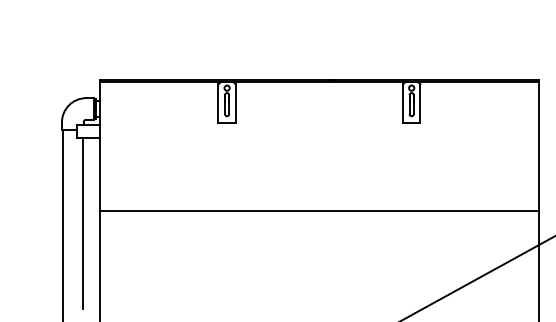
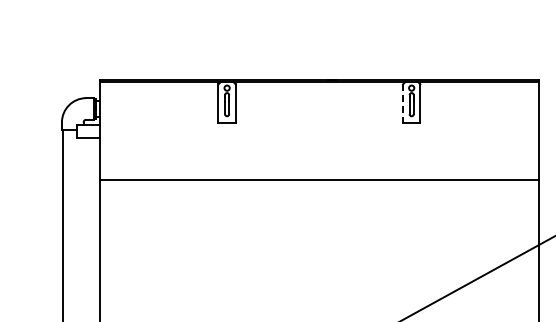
line: solid -> dashed (403, 104)
line position: (318, 211) -> (318, 180) (318, 180)
line: present -> none (82, 223)
